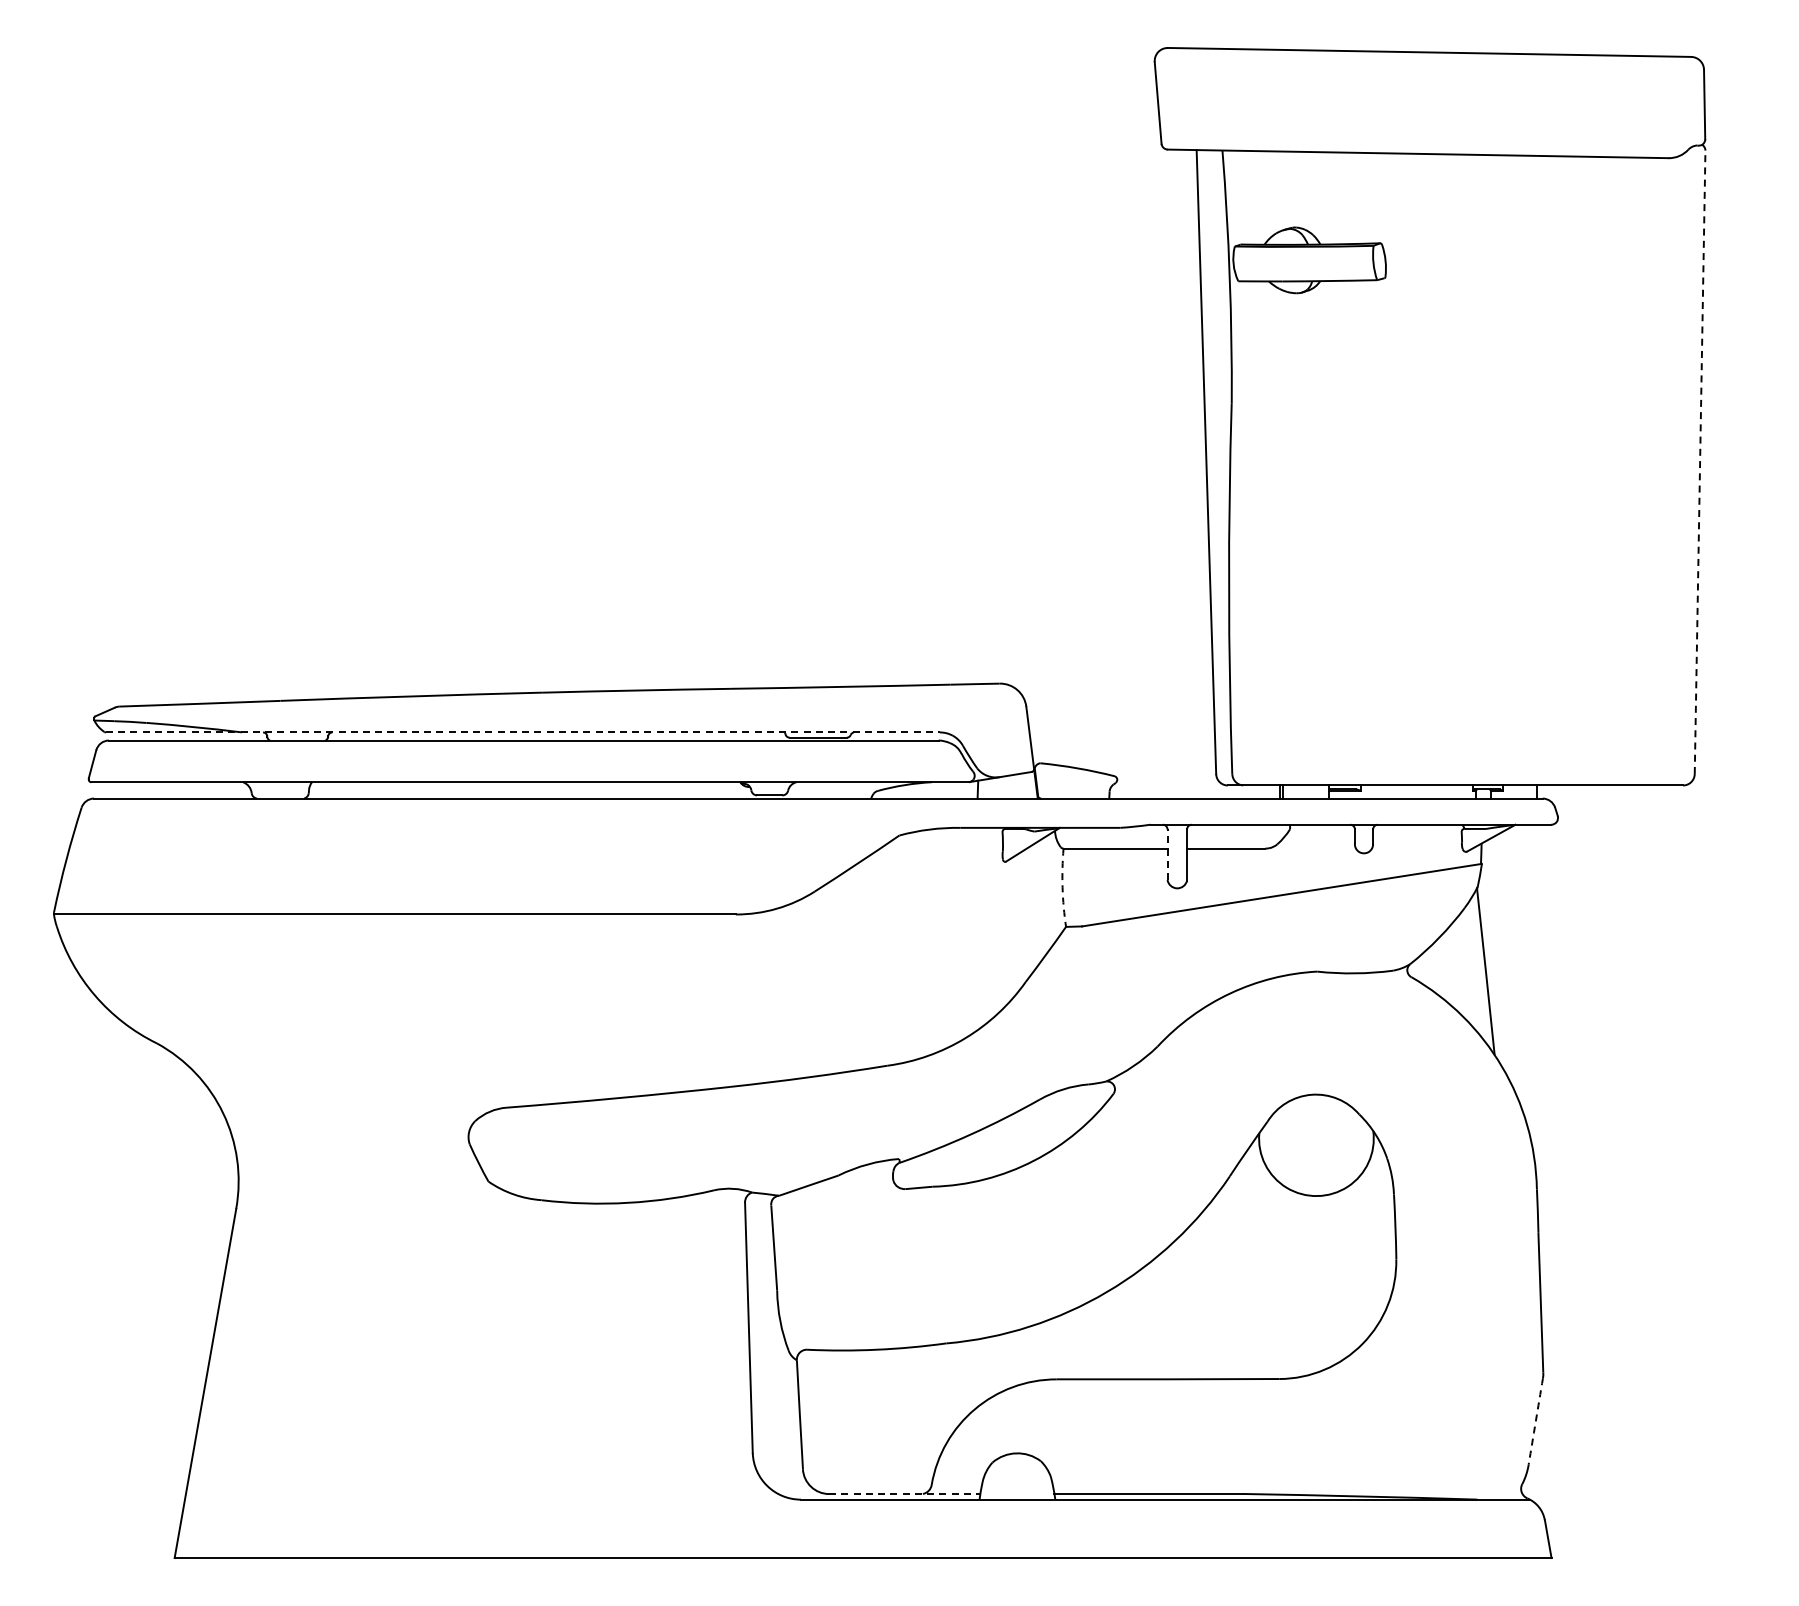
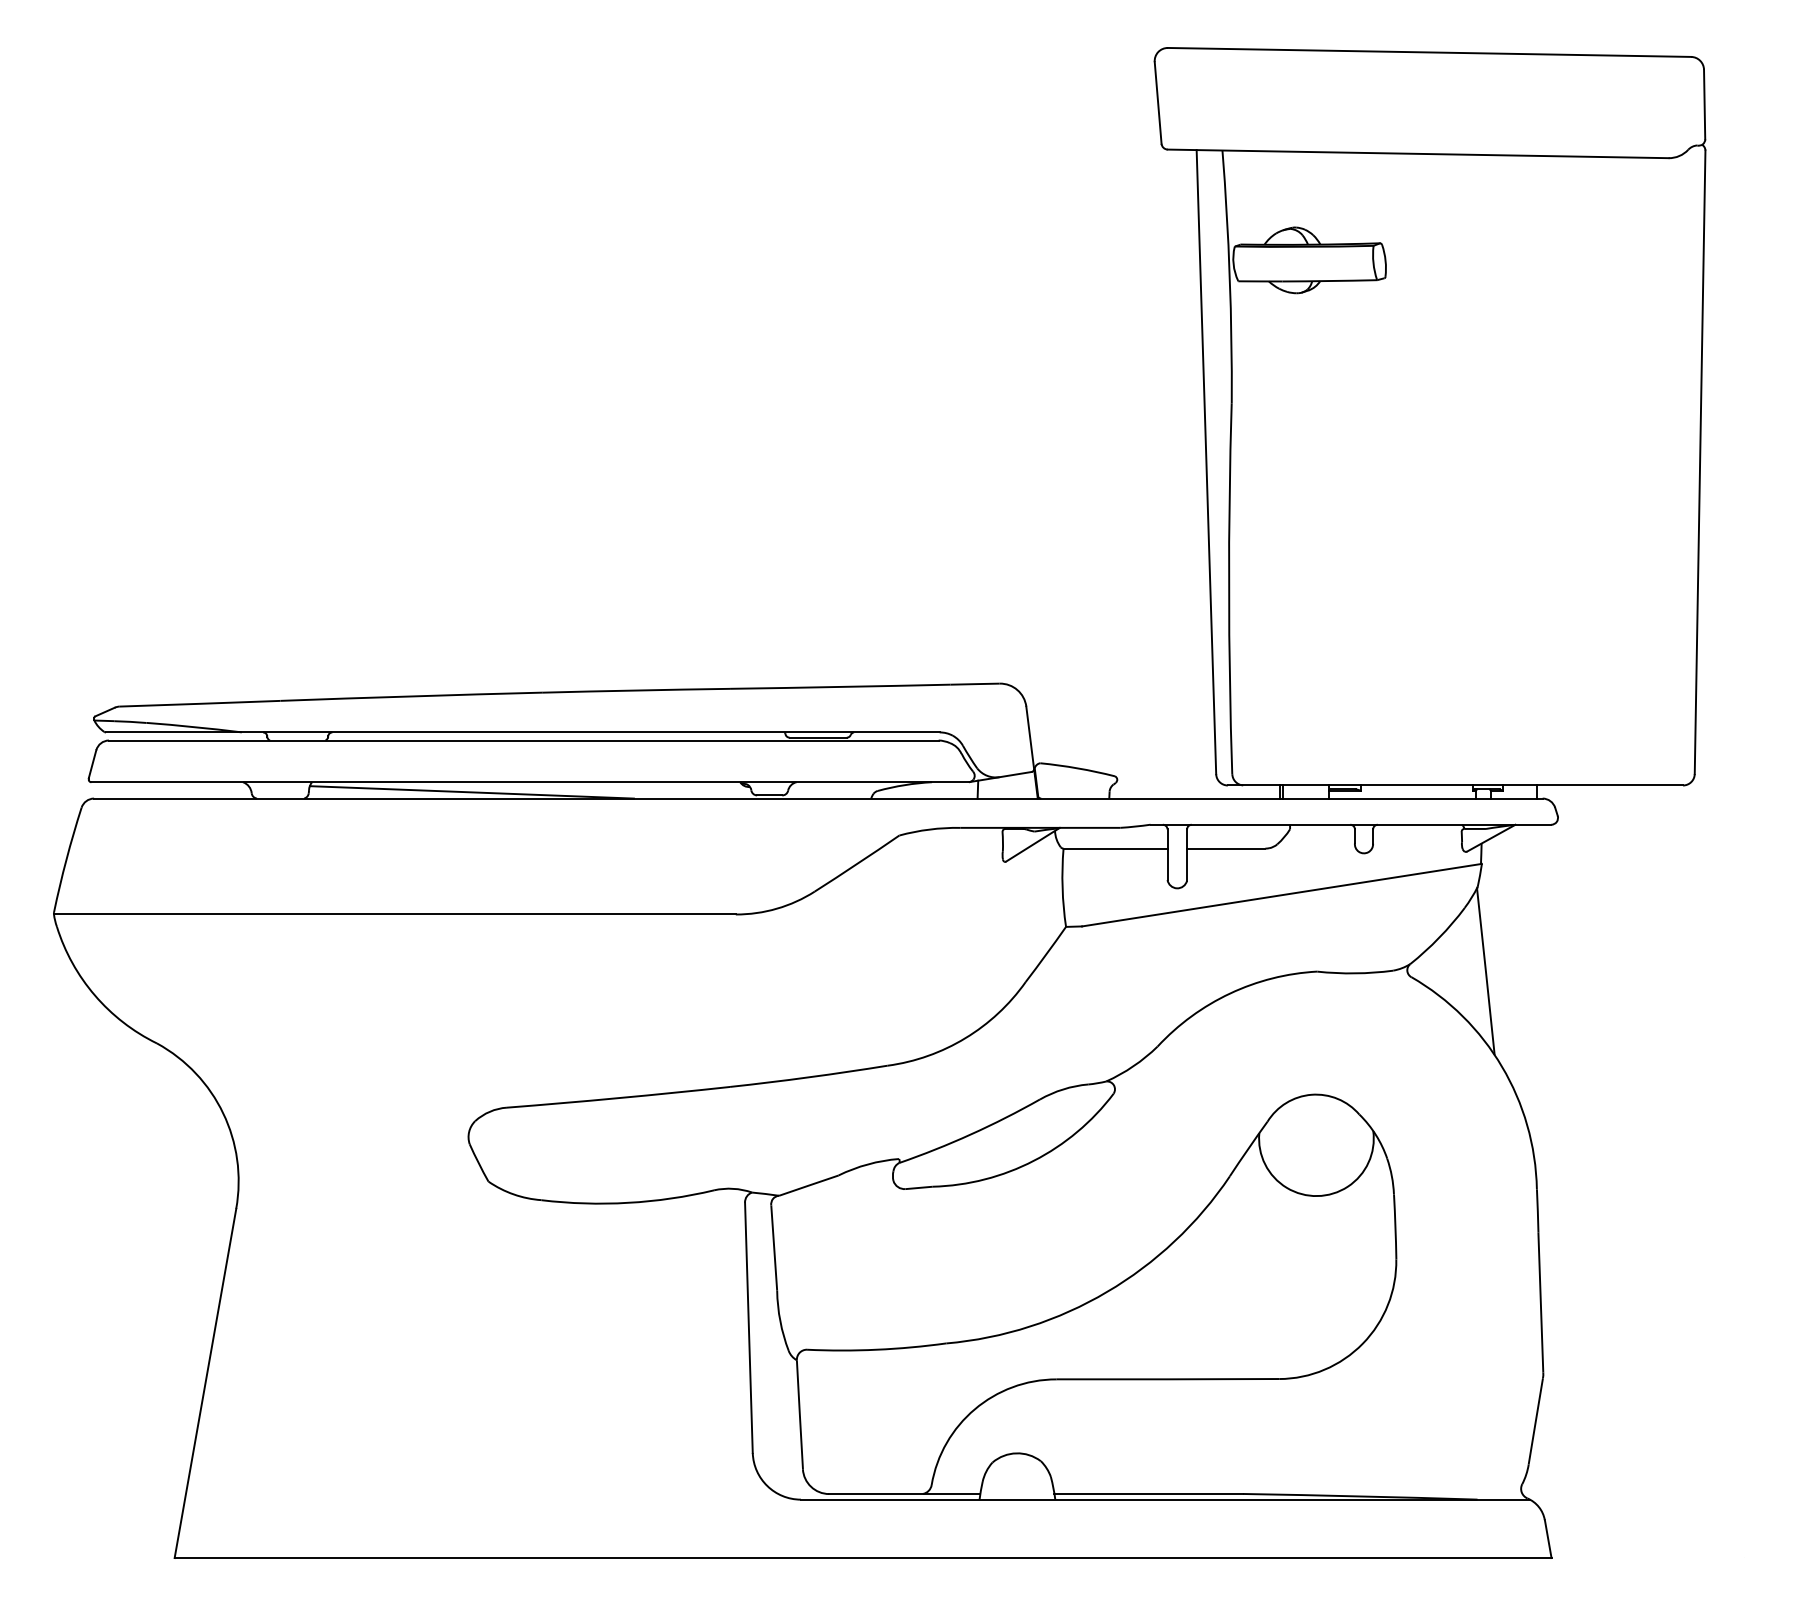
line: dashed -> solid (1700, 462)
line: dashed -> solid (522, 732)
line: none -> present (471, 792)
line: dashed -> solid (1167, 854)
arc: dashed -> solid (1062, 887)
arc: dashed -> solid (1535, 1421)
line: dashed -> solid (904, 1494)
